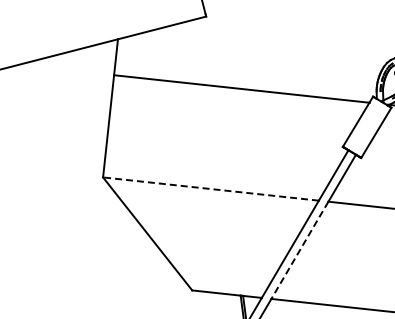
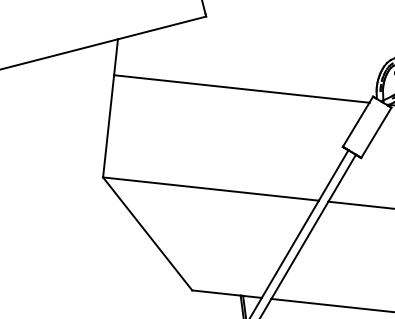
line: dashed -> solid (211, 189)
line: dashed -> solid (299, 250)
